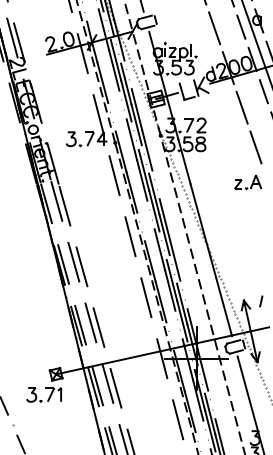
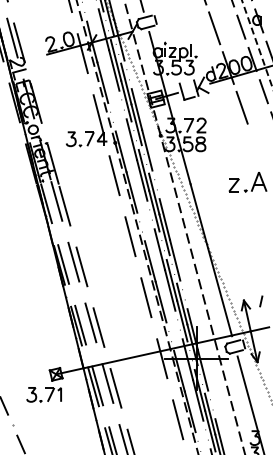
line: solid -> dashed (257, 43)
line: present -> none (255, 147)
part size: 29x17 px -> 40x21 px (247, 182)
